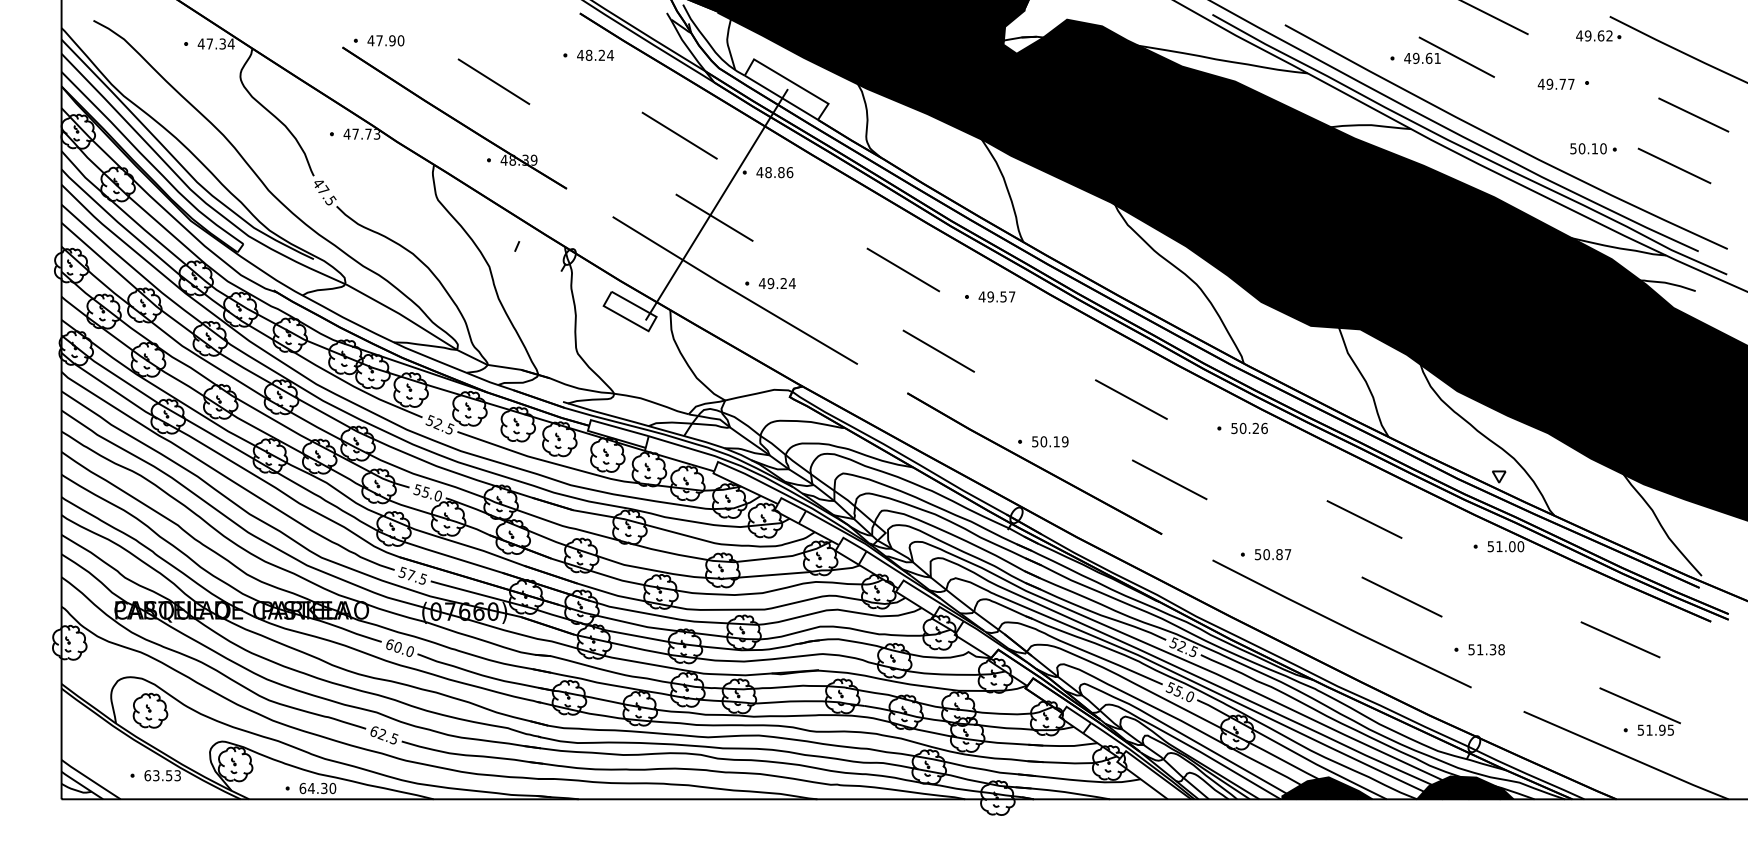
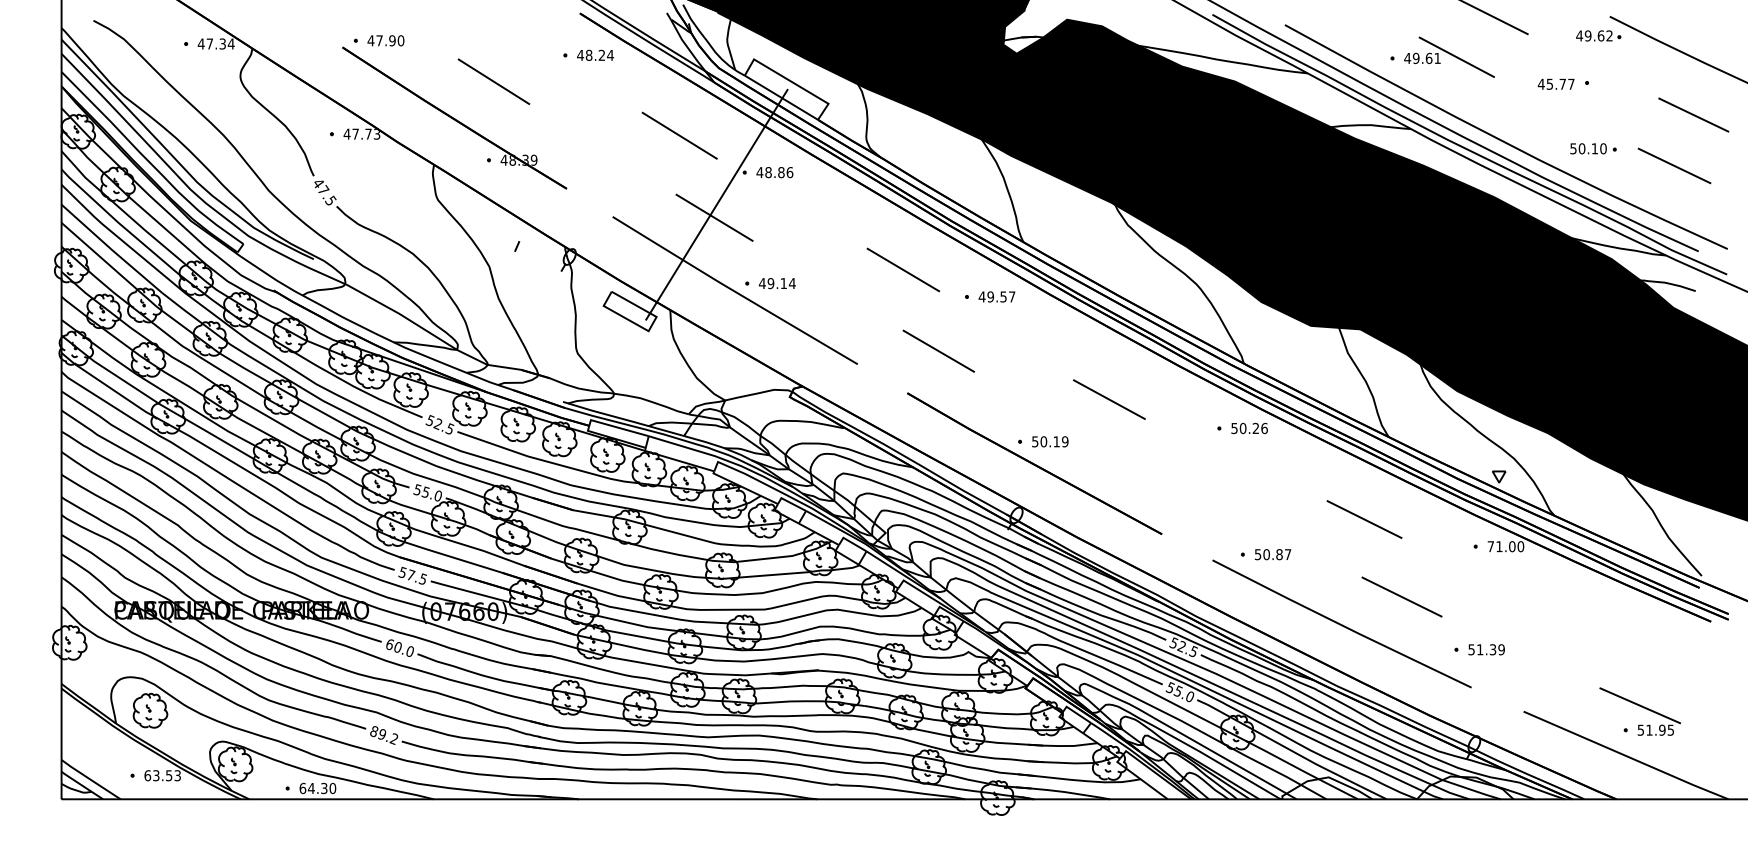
text: 49.77 -> 45.77 (1549, 83)
text: 49.24 -> 49.14 (783, 283)
line position: (1131, 399) -> (1109, 399) (1109, 399)
line: present -> none (1169, 479)
text: 51.00 -> 71.00 (1490, 546)
line: present -> none (1620, 639)
text: 51.38 -> 51.39 (1501, 649)
text: 62.5 -> 89.2 (384, 735)
fill: present -> none (1465, 787)
fill: present -> none (1327, 788)
